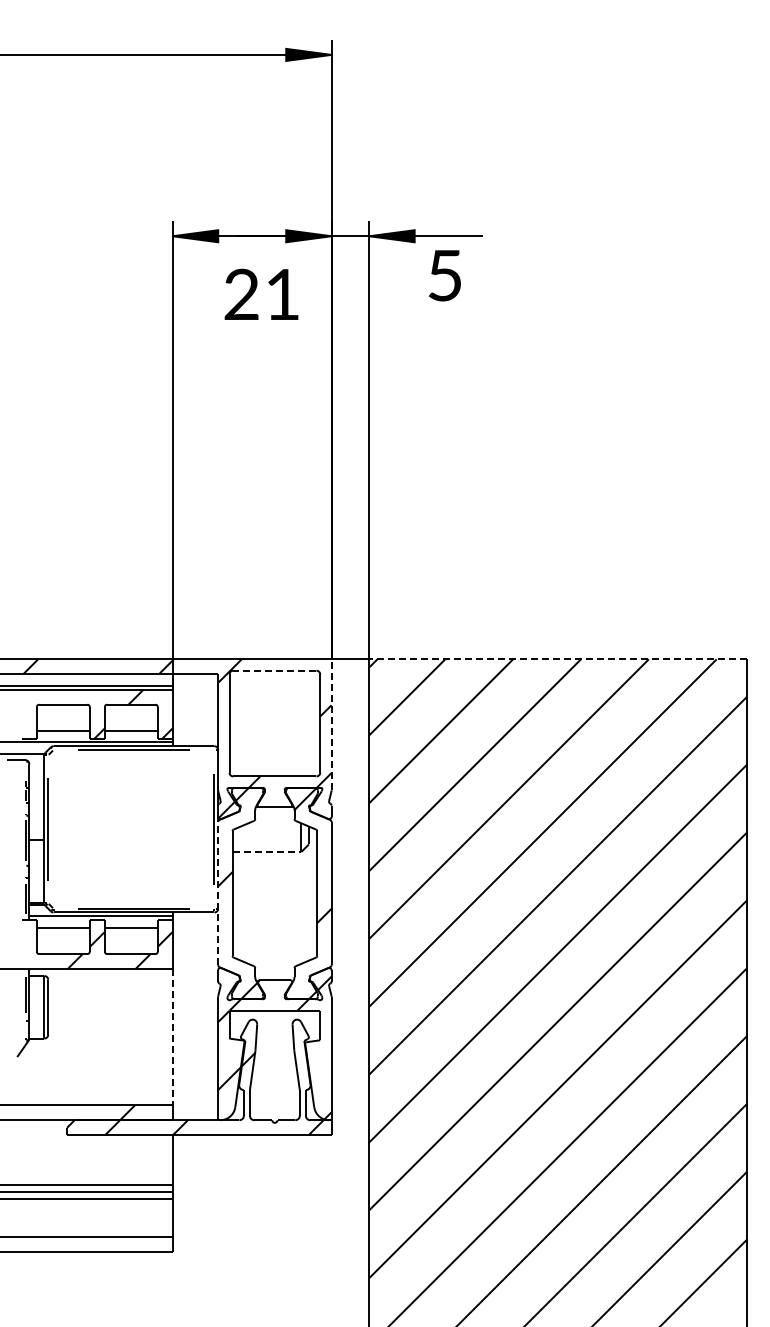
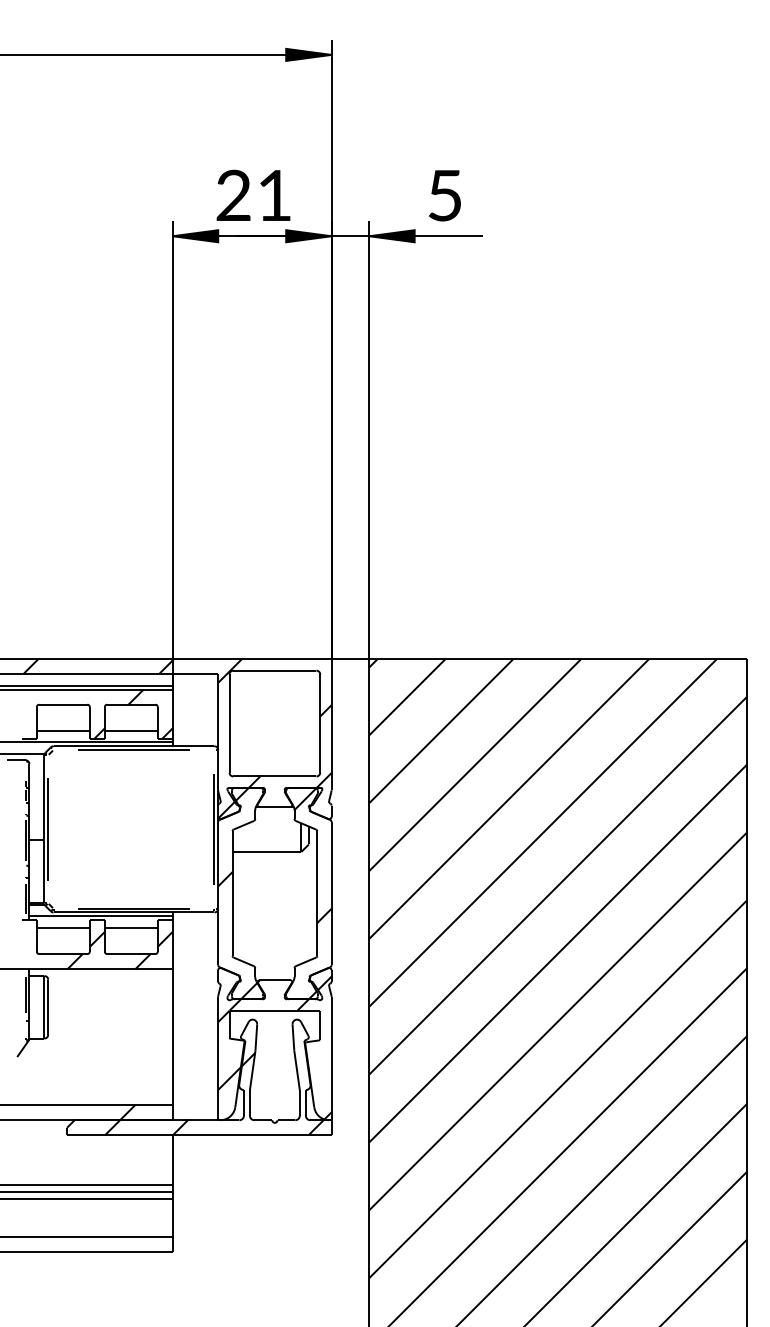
text position: (444, 275) -> (444, 195) (444, 195)
text position: (261, 293) -> (253, 194) (253, 194)
line: dashed -> solid (558, 659)
line: dashed -> solid (274, 670)
line: dashed -> solid (331, 724)
line: dashed -> solid (267, 852)
line: dashed -> solid (218, 893)
line: dashed -> solid (172, 1037)
